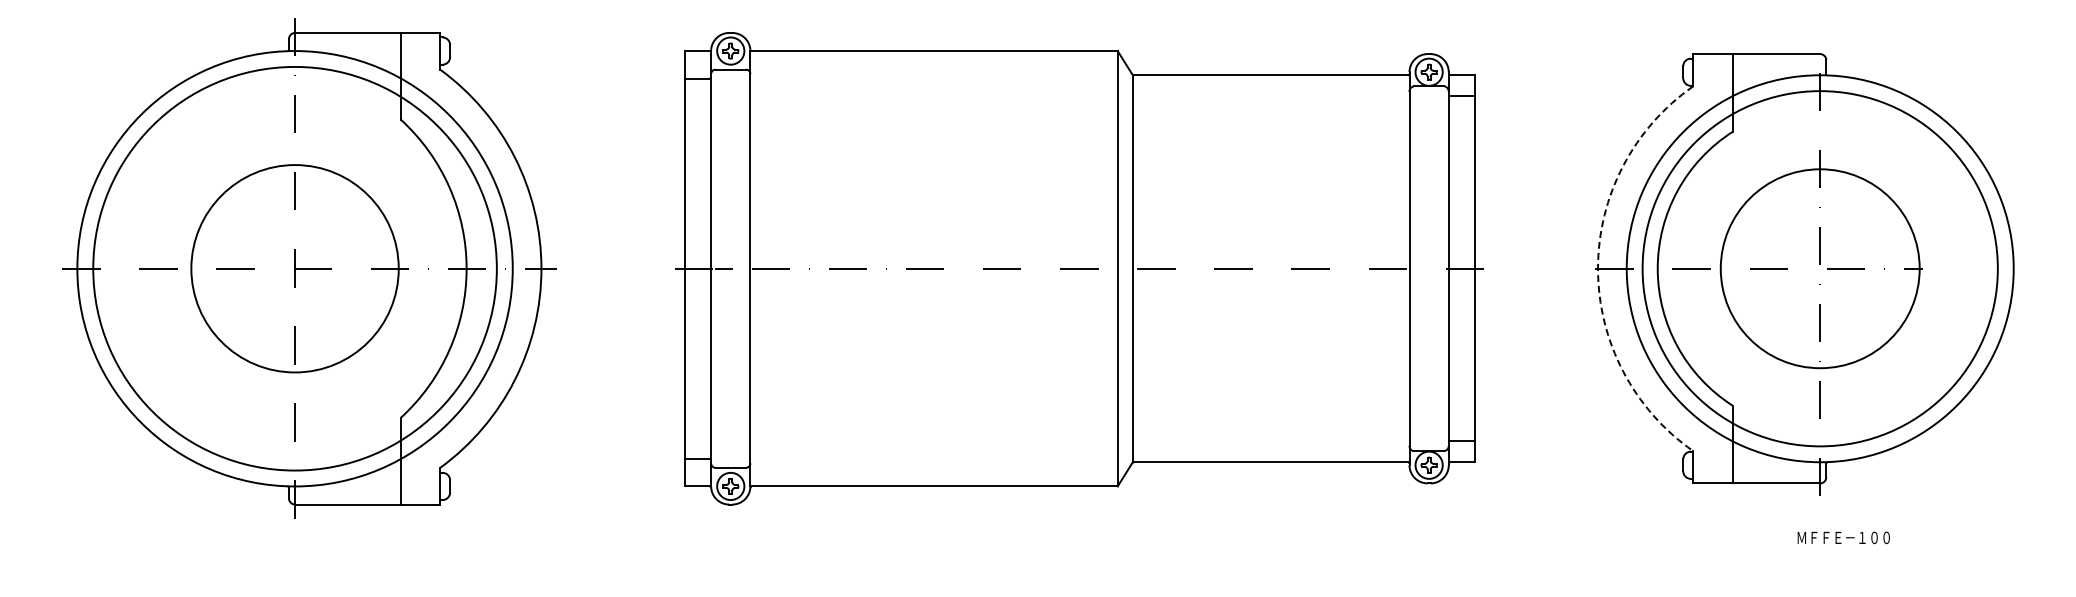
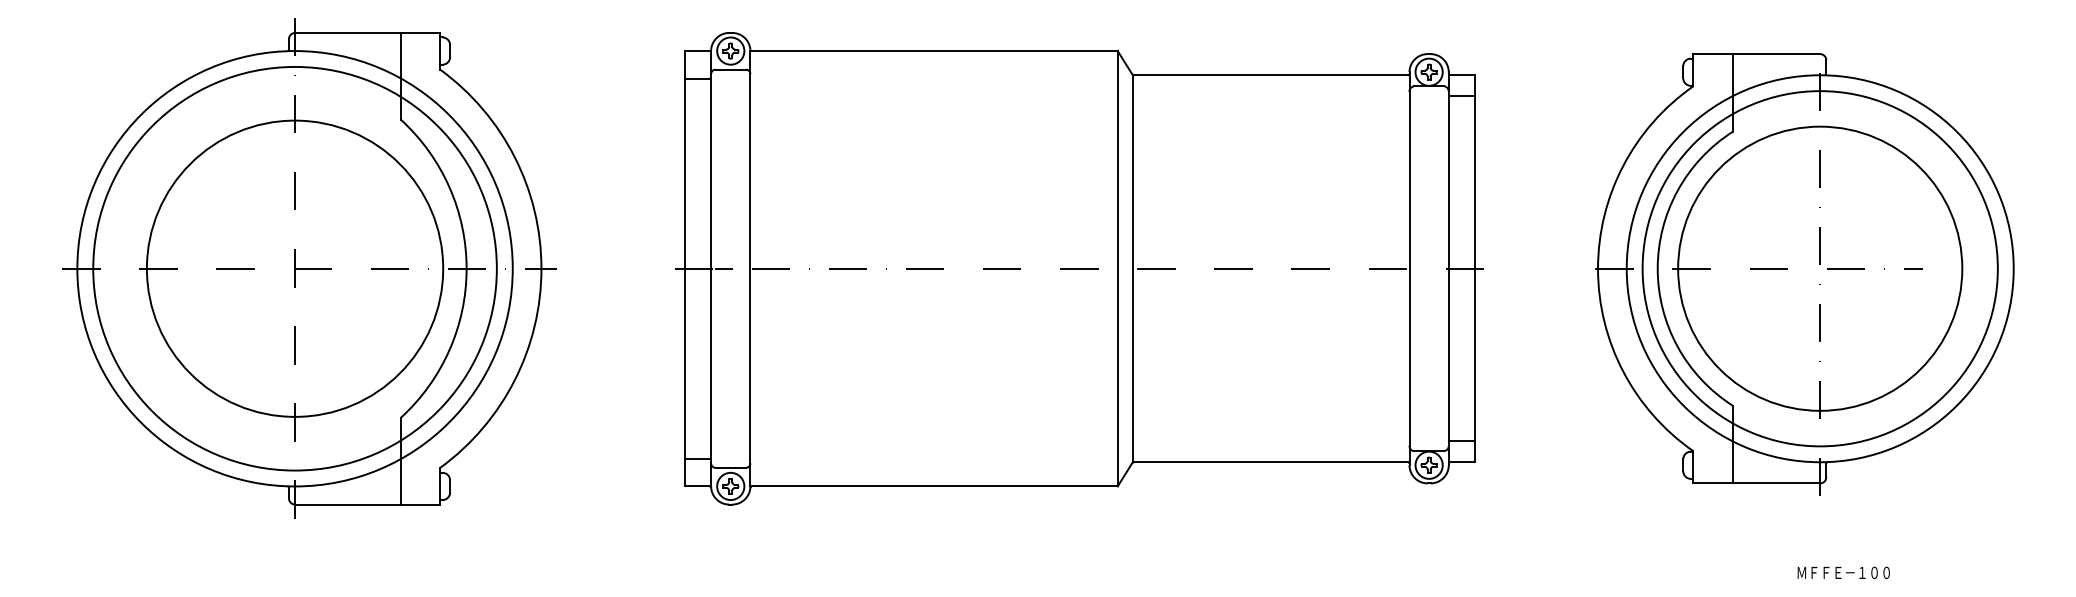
circle diameter: 207 px -> 296 px (294, 268)
arc: dashed -> solid (1598, 268)
circle diameter: 199 px -> 284 px (1820, 268)
text position: (1843, 537) -> (1843, 572) (1843, 572)
